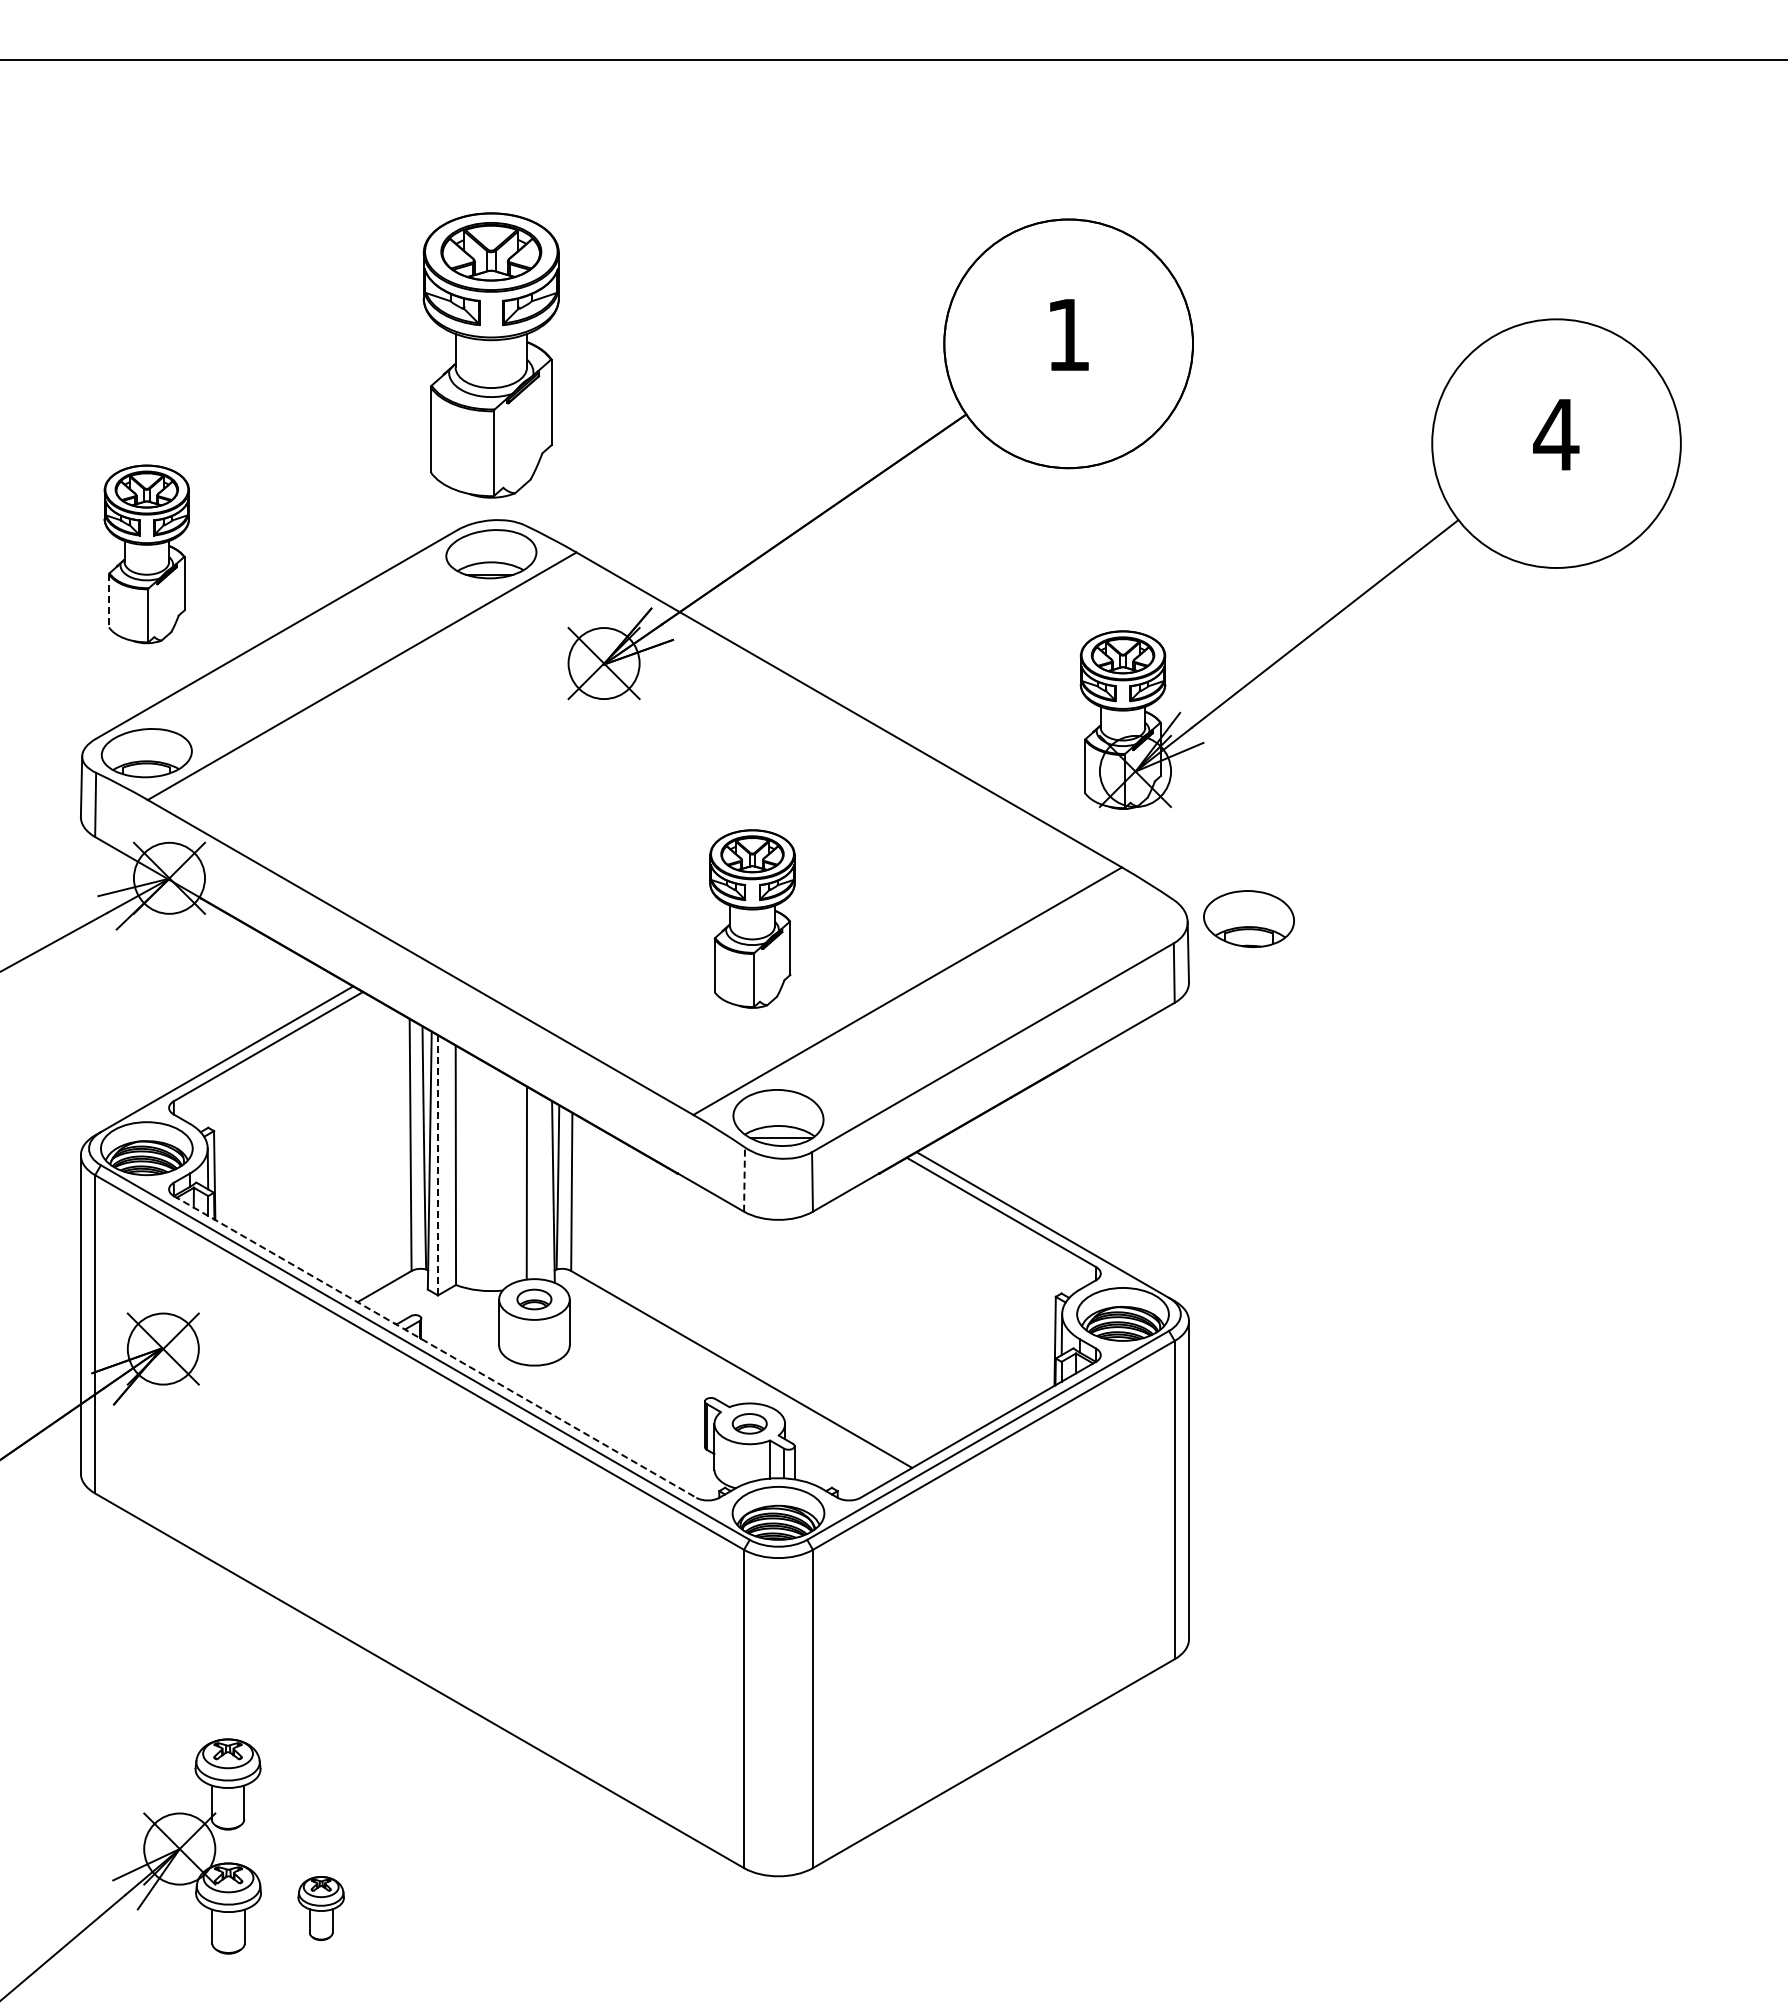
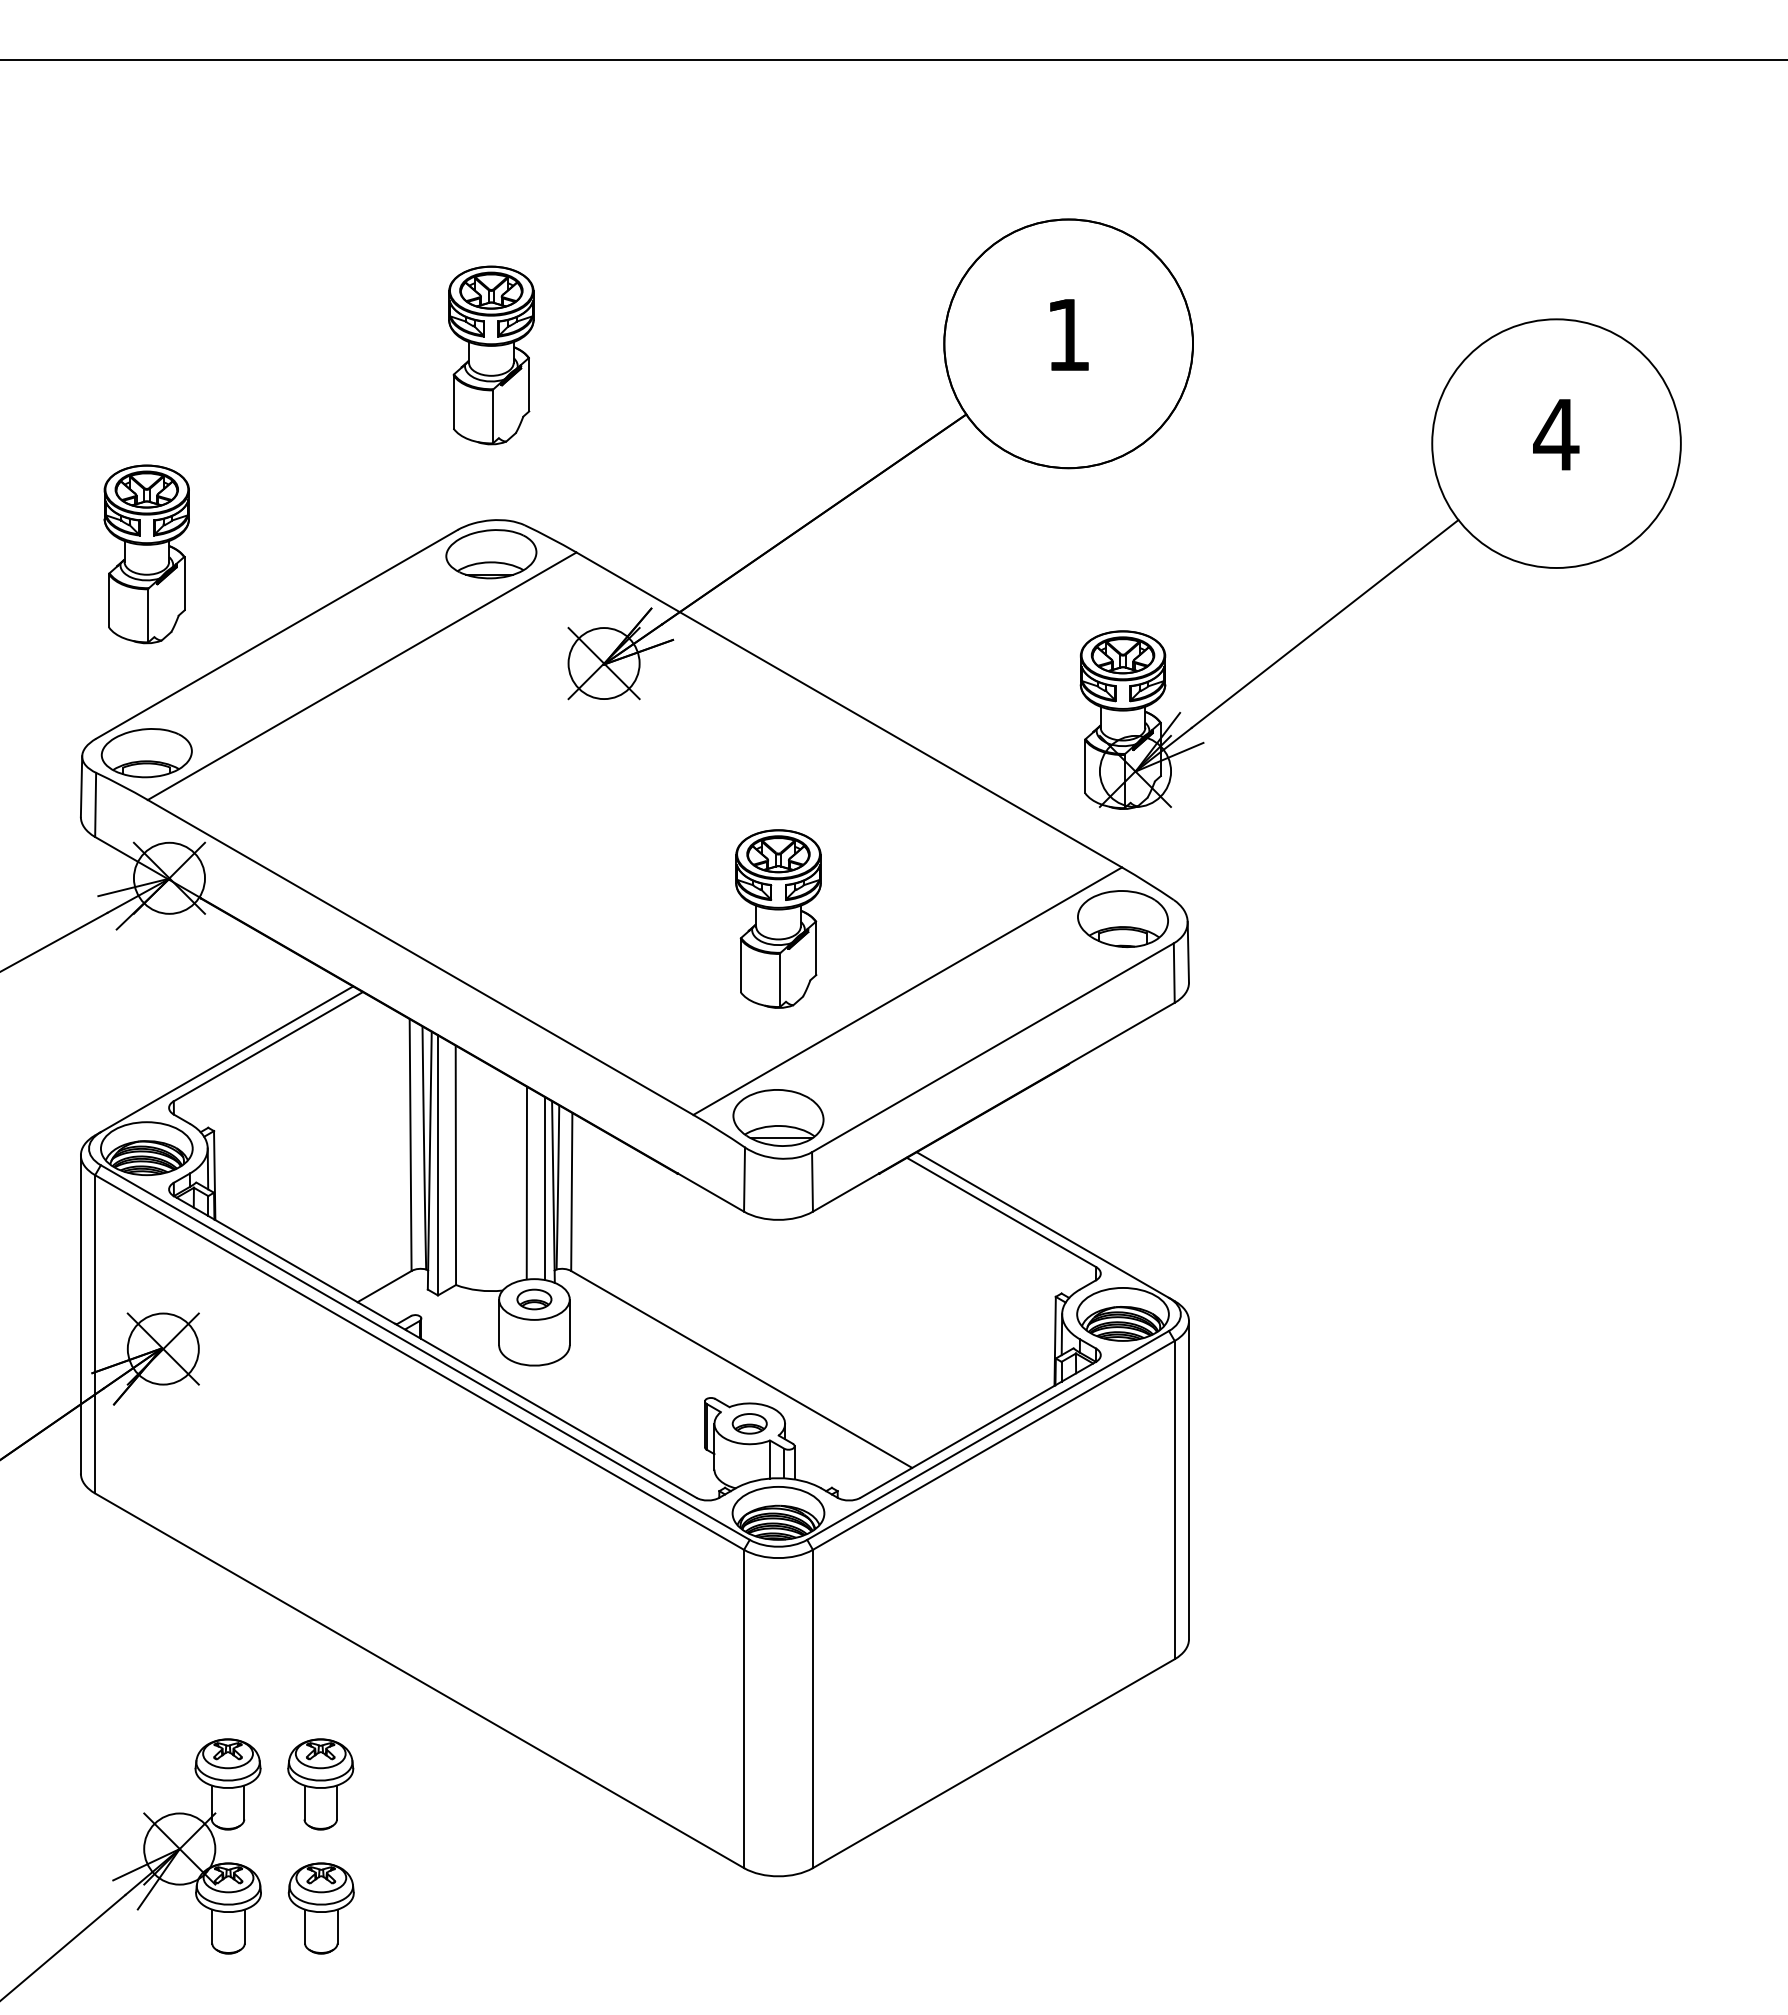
part size: 138x287 px -> 87x181 px (491, 355)
line: dashed -> solid (109, 600)
part position: (752, 918) -> (778, 918) (778, 918)
part position: (1248, 918) -> (1122, 918) (1122, 918)
line: dashed -> solid (437, 1165)
line: dashed -> solid (744, 1179)
line: none -> present (544, 1188)
line: dashed -> solid (435, 1346)
part: none -> present (320, 1784)
part size: 48x66 px -> 68x93 px (320, 1908)
